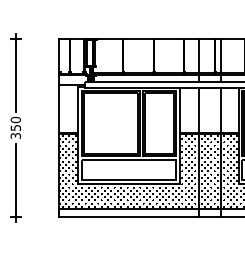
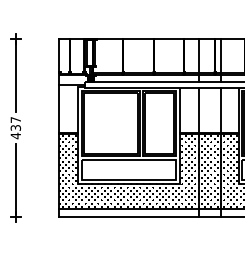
text: 350 -> 437 (15, 127)
